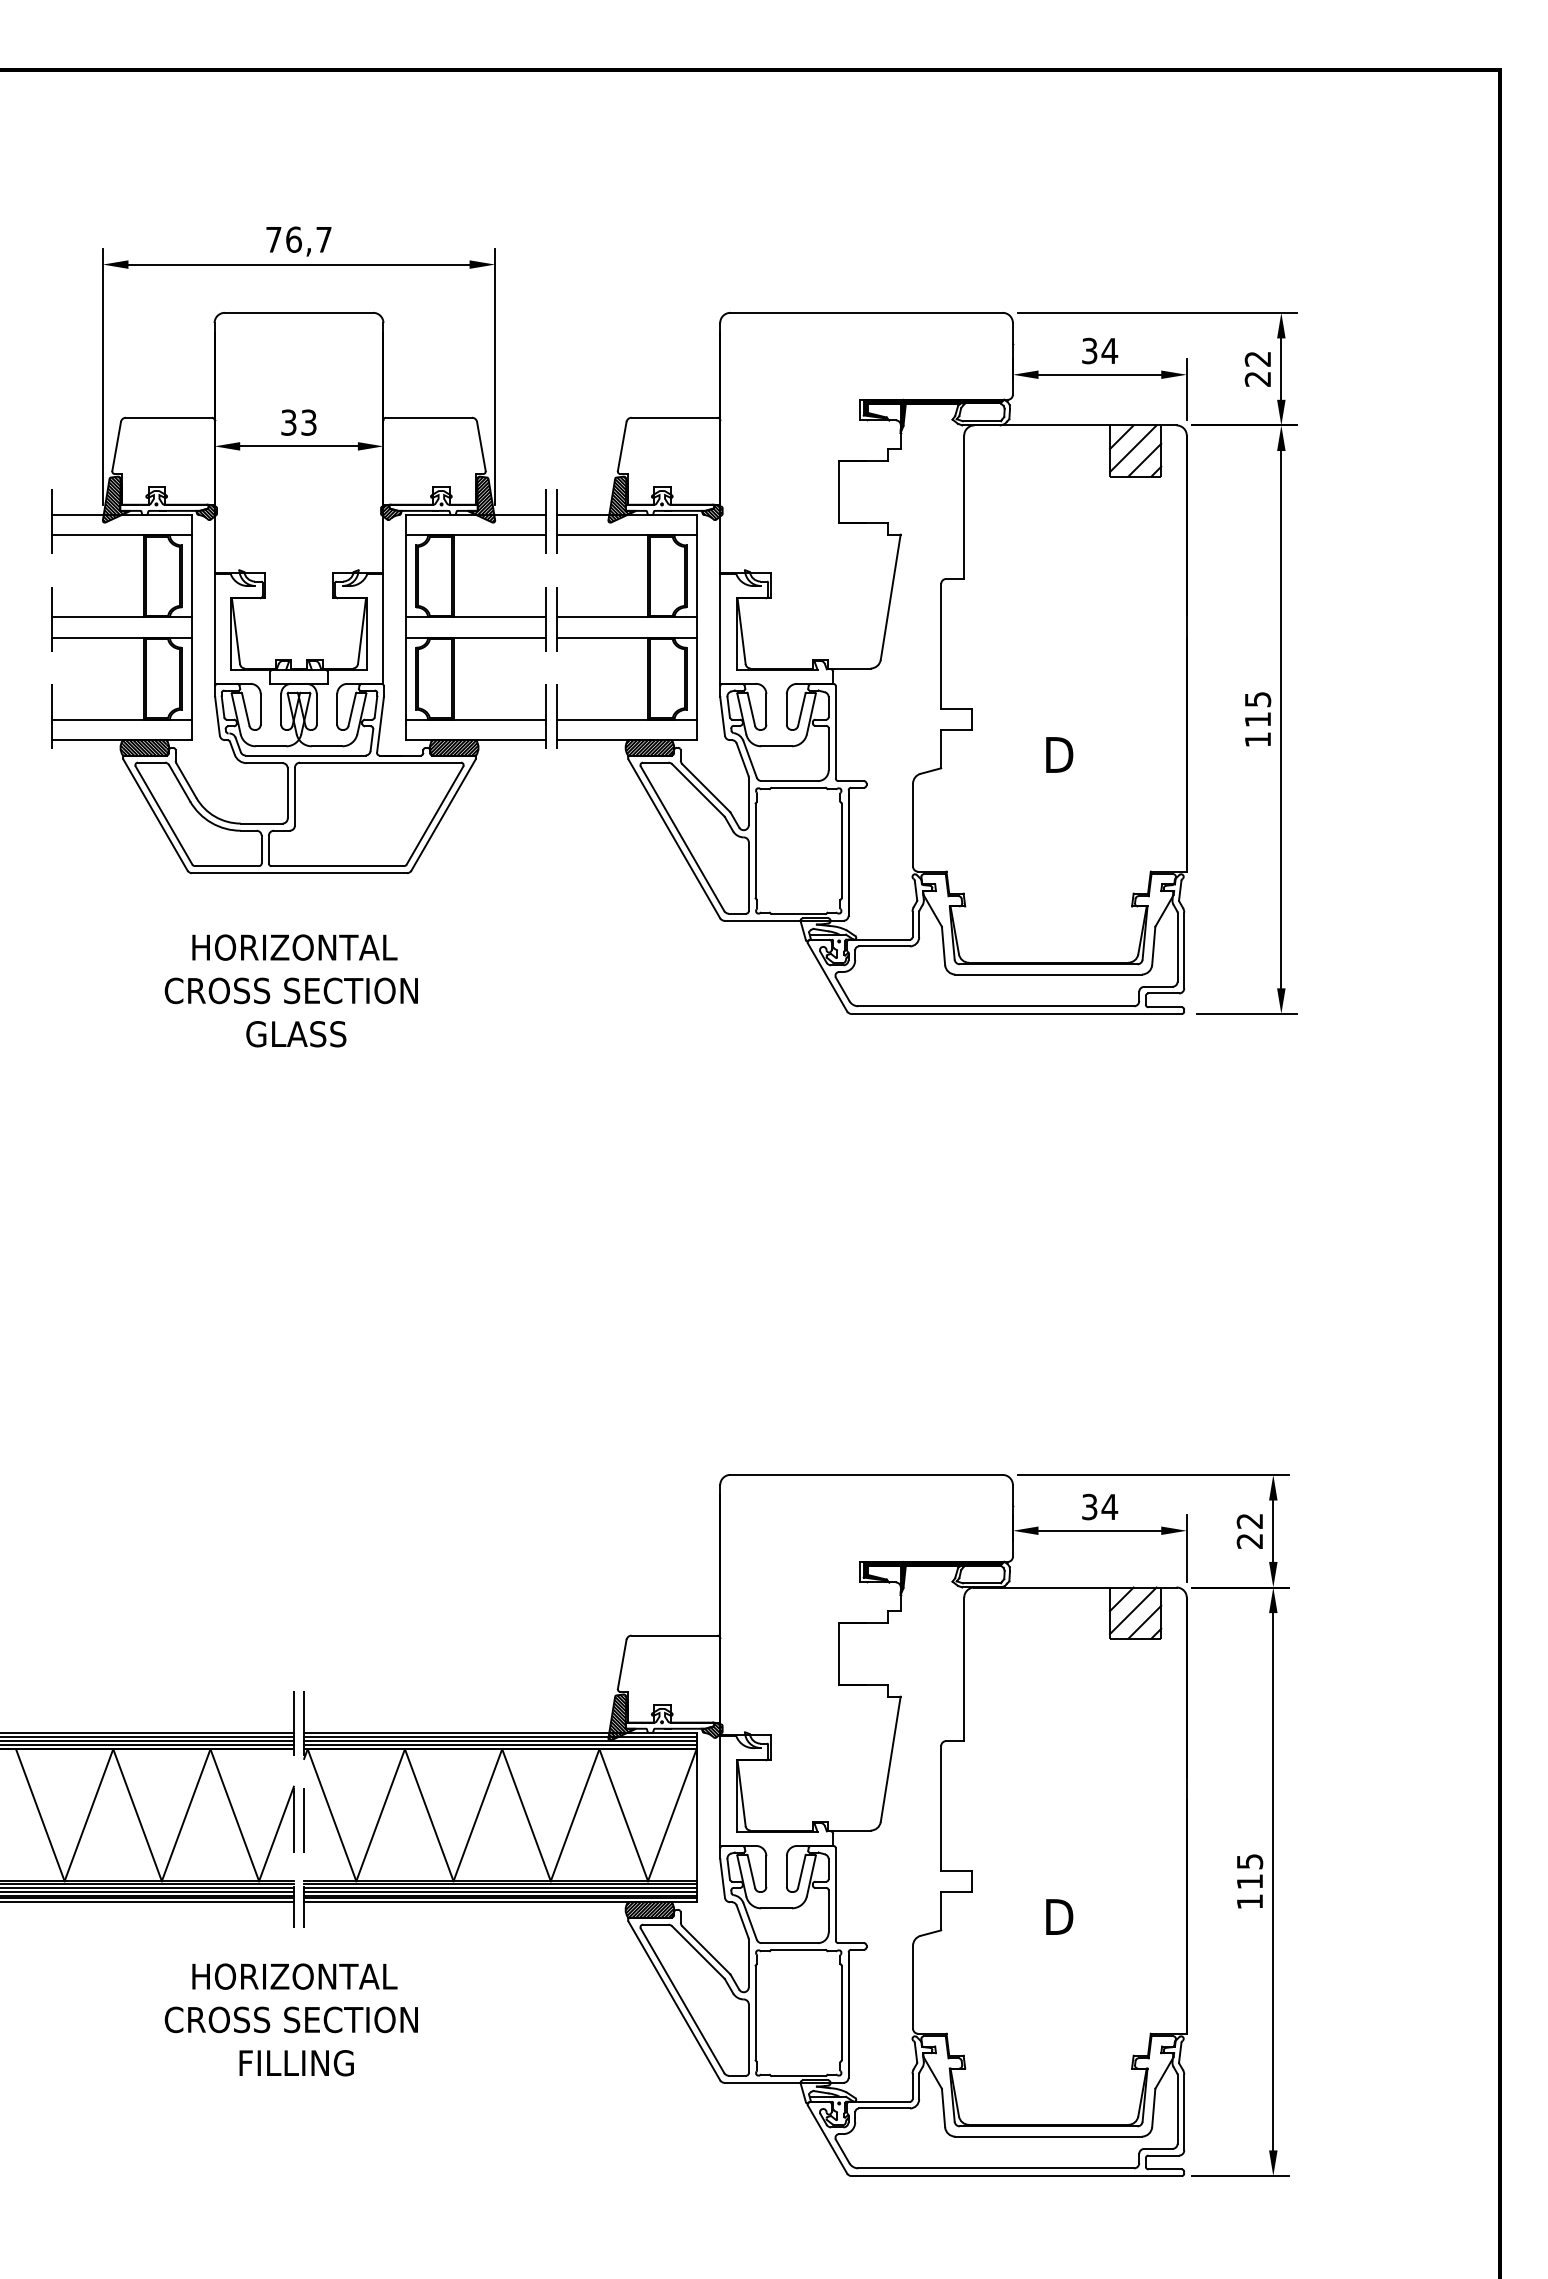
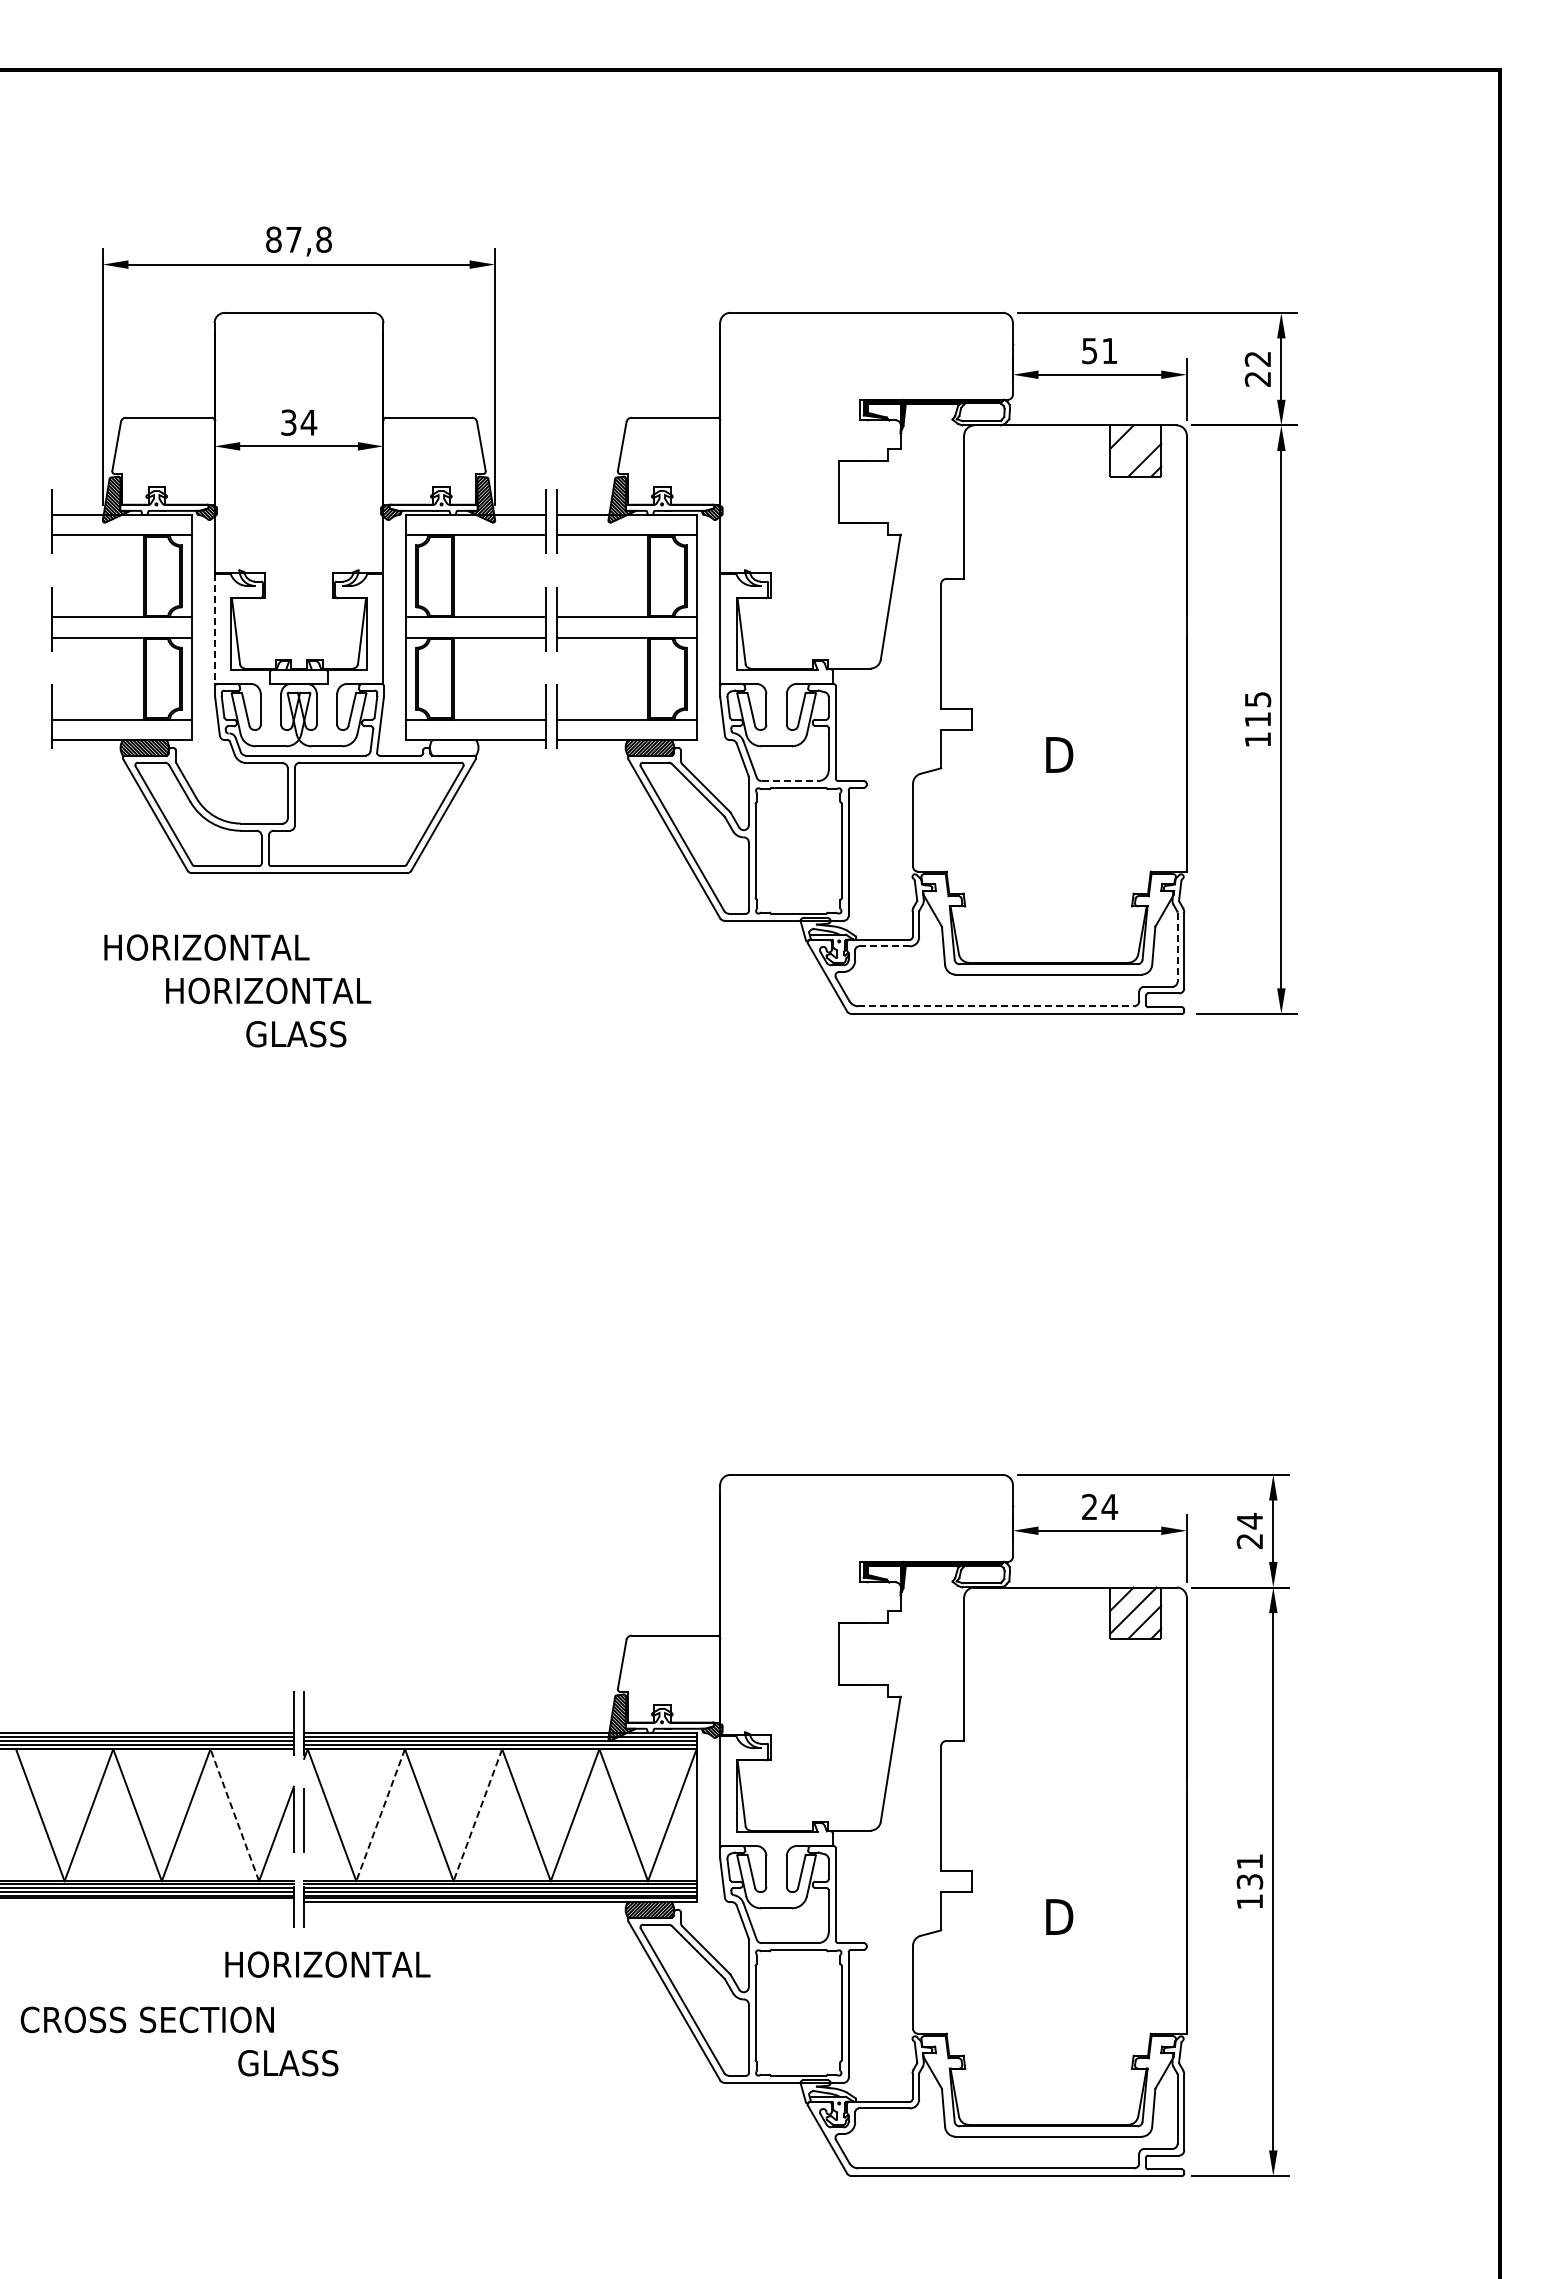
text: 76,7 -> 87,8 (298, 239)
text: 34 -> 51 (1100, 350)
text: 33 -> 34 (308, 422)
line: present -> none (1133, 448)
line: solid -> dashed (214, 629)
hatch: present -> none (453, 747)
line: solid -> dashed (790, 781)
line: solid -> dashed (885, 946)
text position: (294, 947) -> (206, 947) (206, 947)
line: solid -> dashed (1177, 947)
text: CROSS SECTION -> HORIZONTAL (290, 990)
line: solid -> dashed (996, 1006)
text: 34 -> 24 (1089, 1507)
text: 22 -> 24 (1249, 1521)
line: solid -> dashed (234, 1814)
line: solid -> dashed (380, 1815)
line: solid -> dashed (477, 1815)
text: 115 -> 131 (1249, 1871)
line: present -> none (147, 1902)
text position: (294, 1976) -> (327, 1964) (327, 1964)
text position: (290, 2019) -> (146, 2019) (146, 2019)
text: FILLING -> GLASS (295, 2063)
